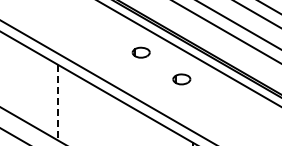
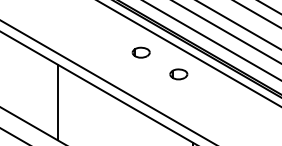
line: none -> present (211, 40)
part position: (181, 79) -> (178, 74) (178, 74)
line: dashed -> solid (57, 102)
